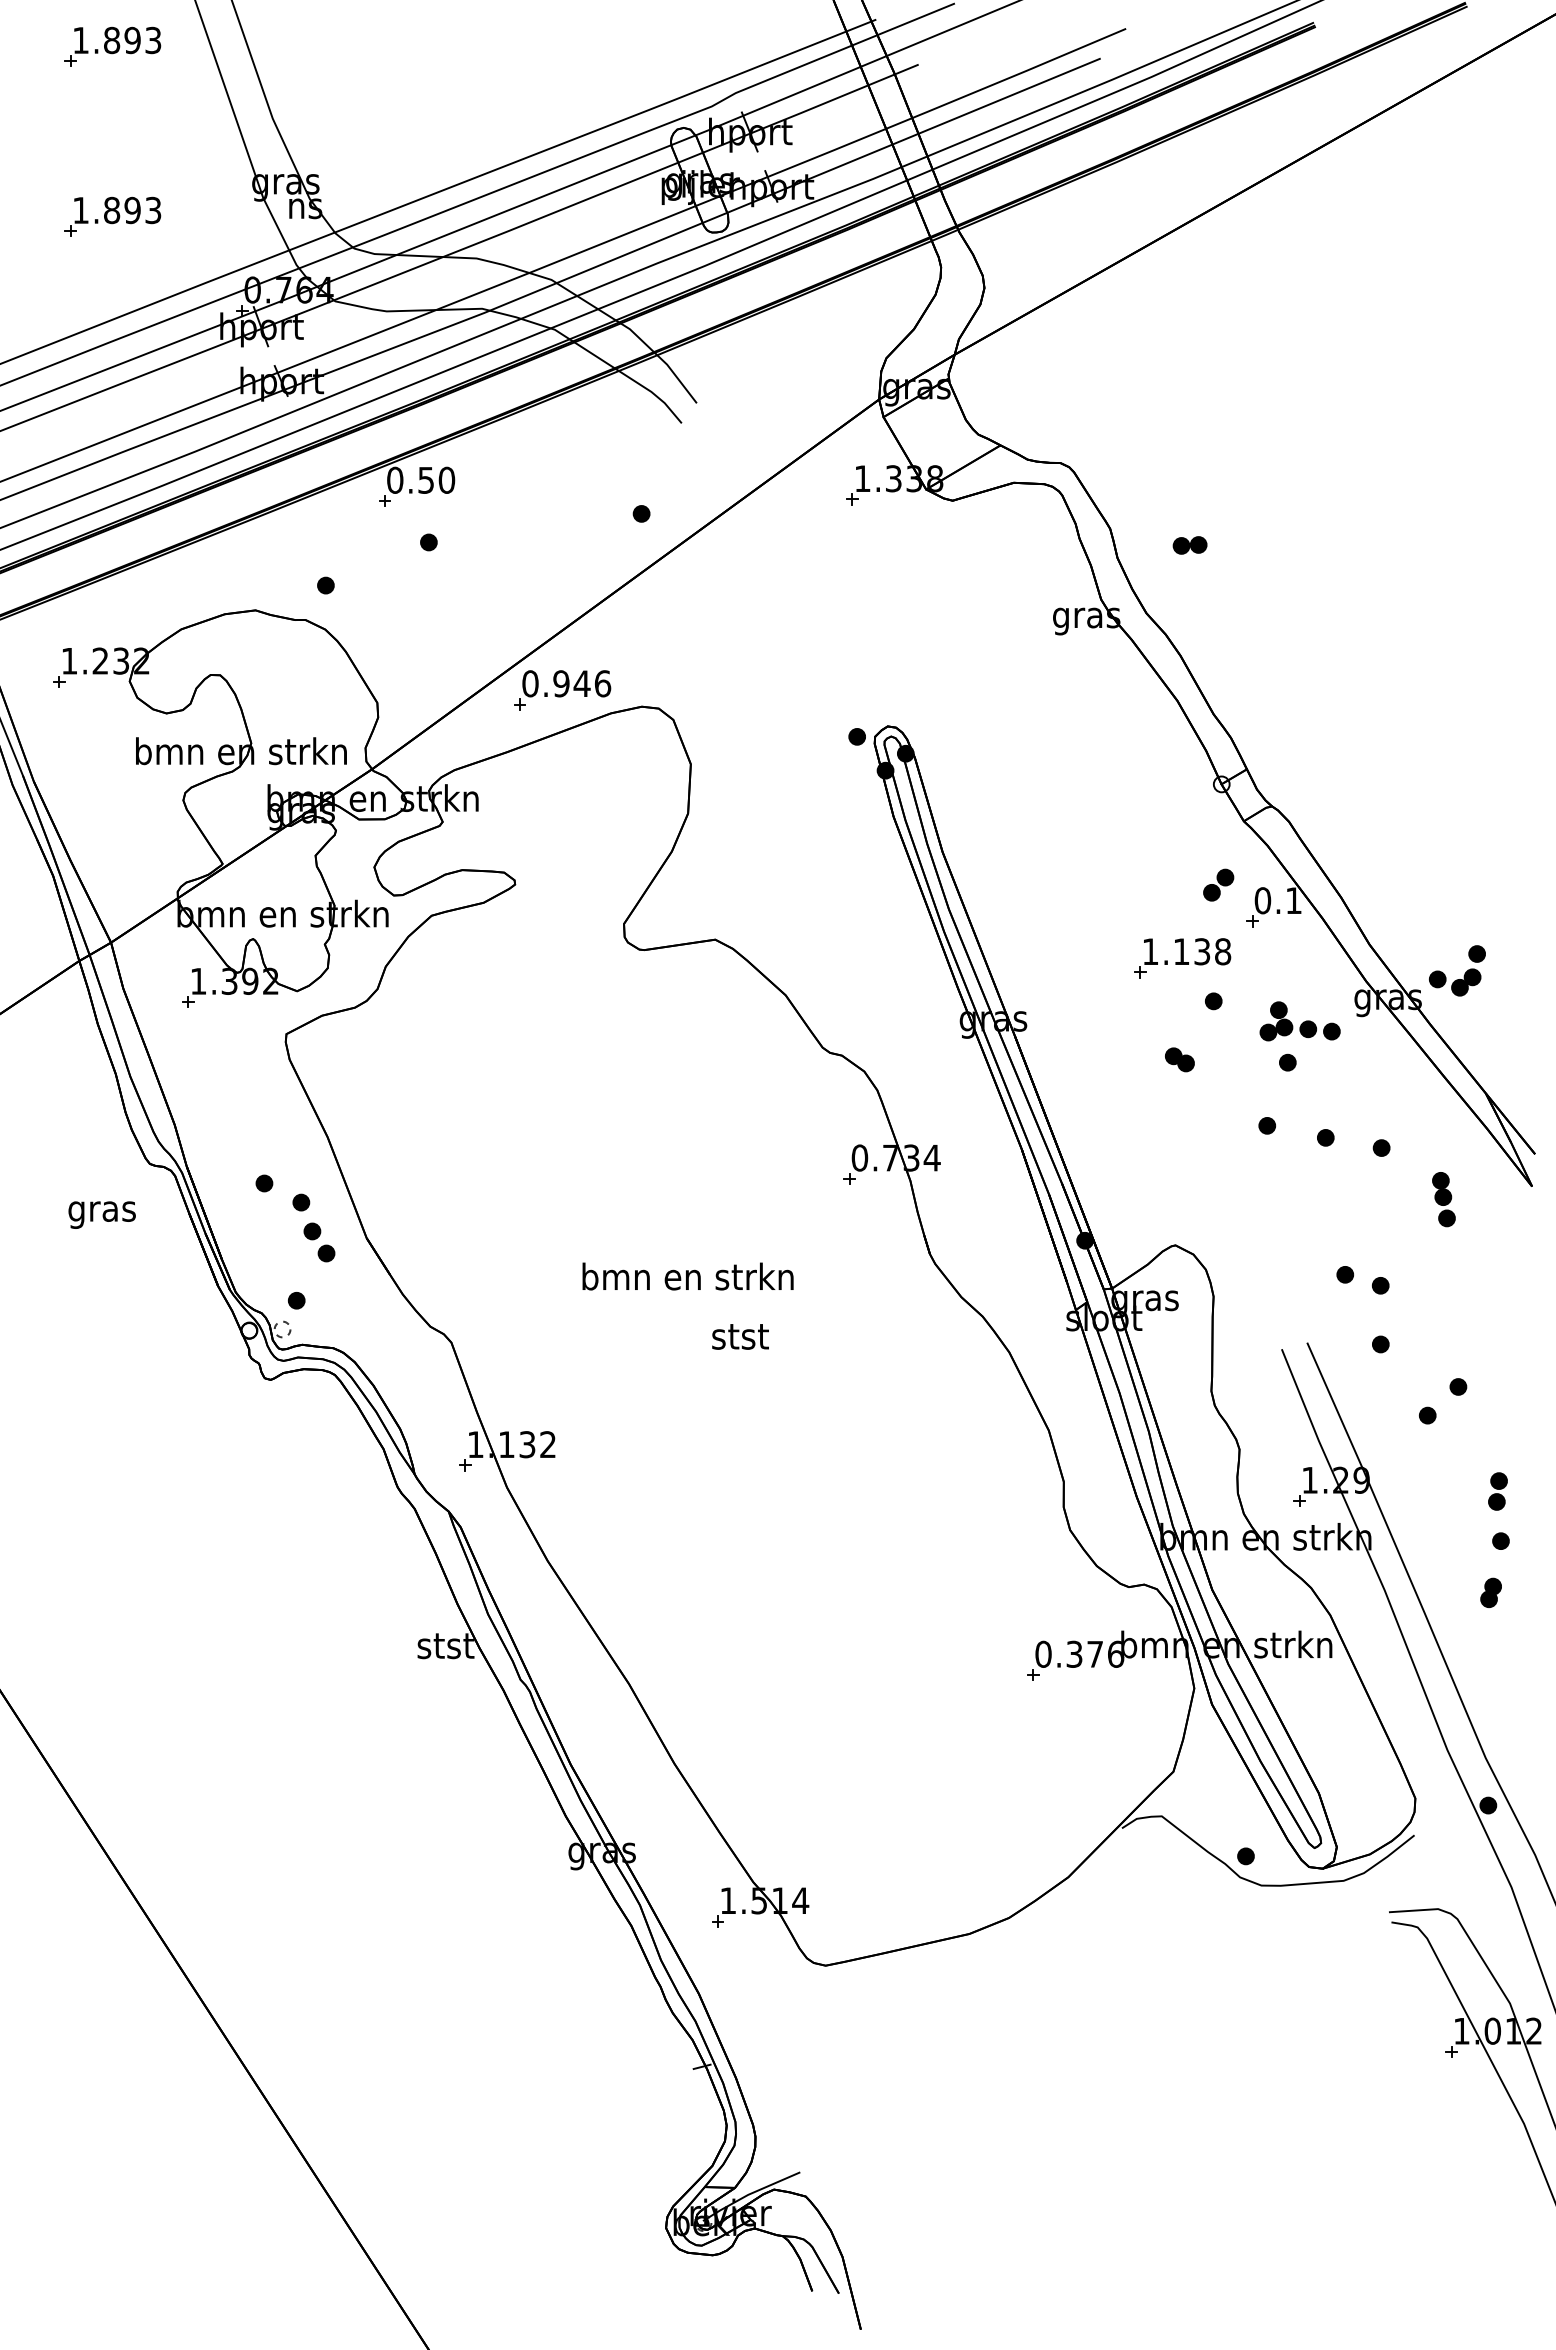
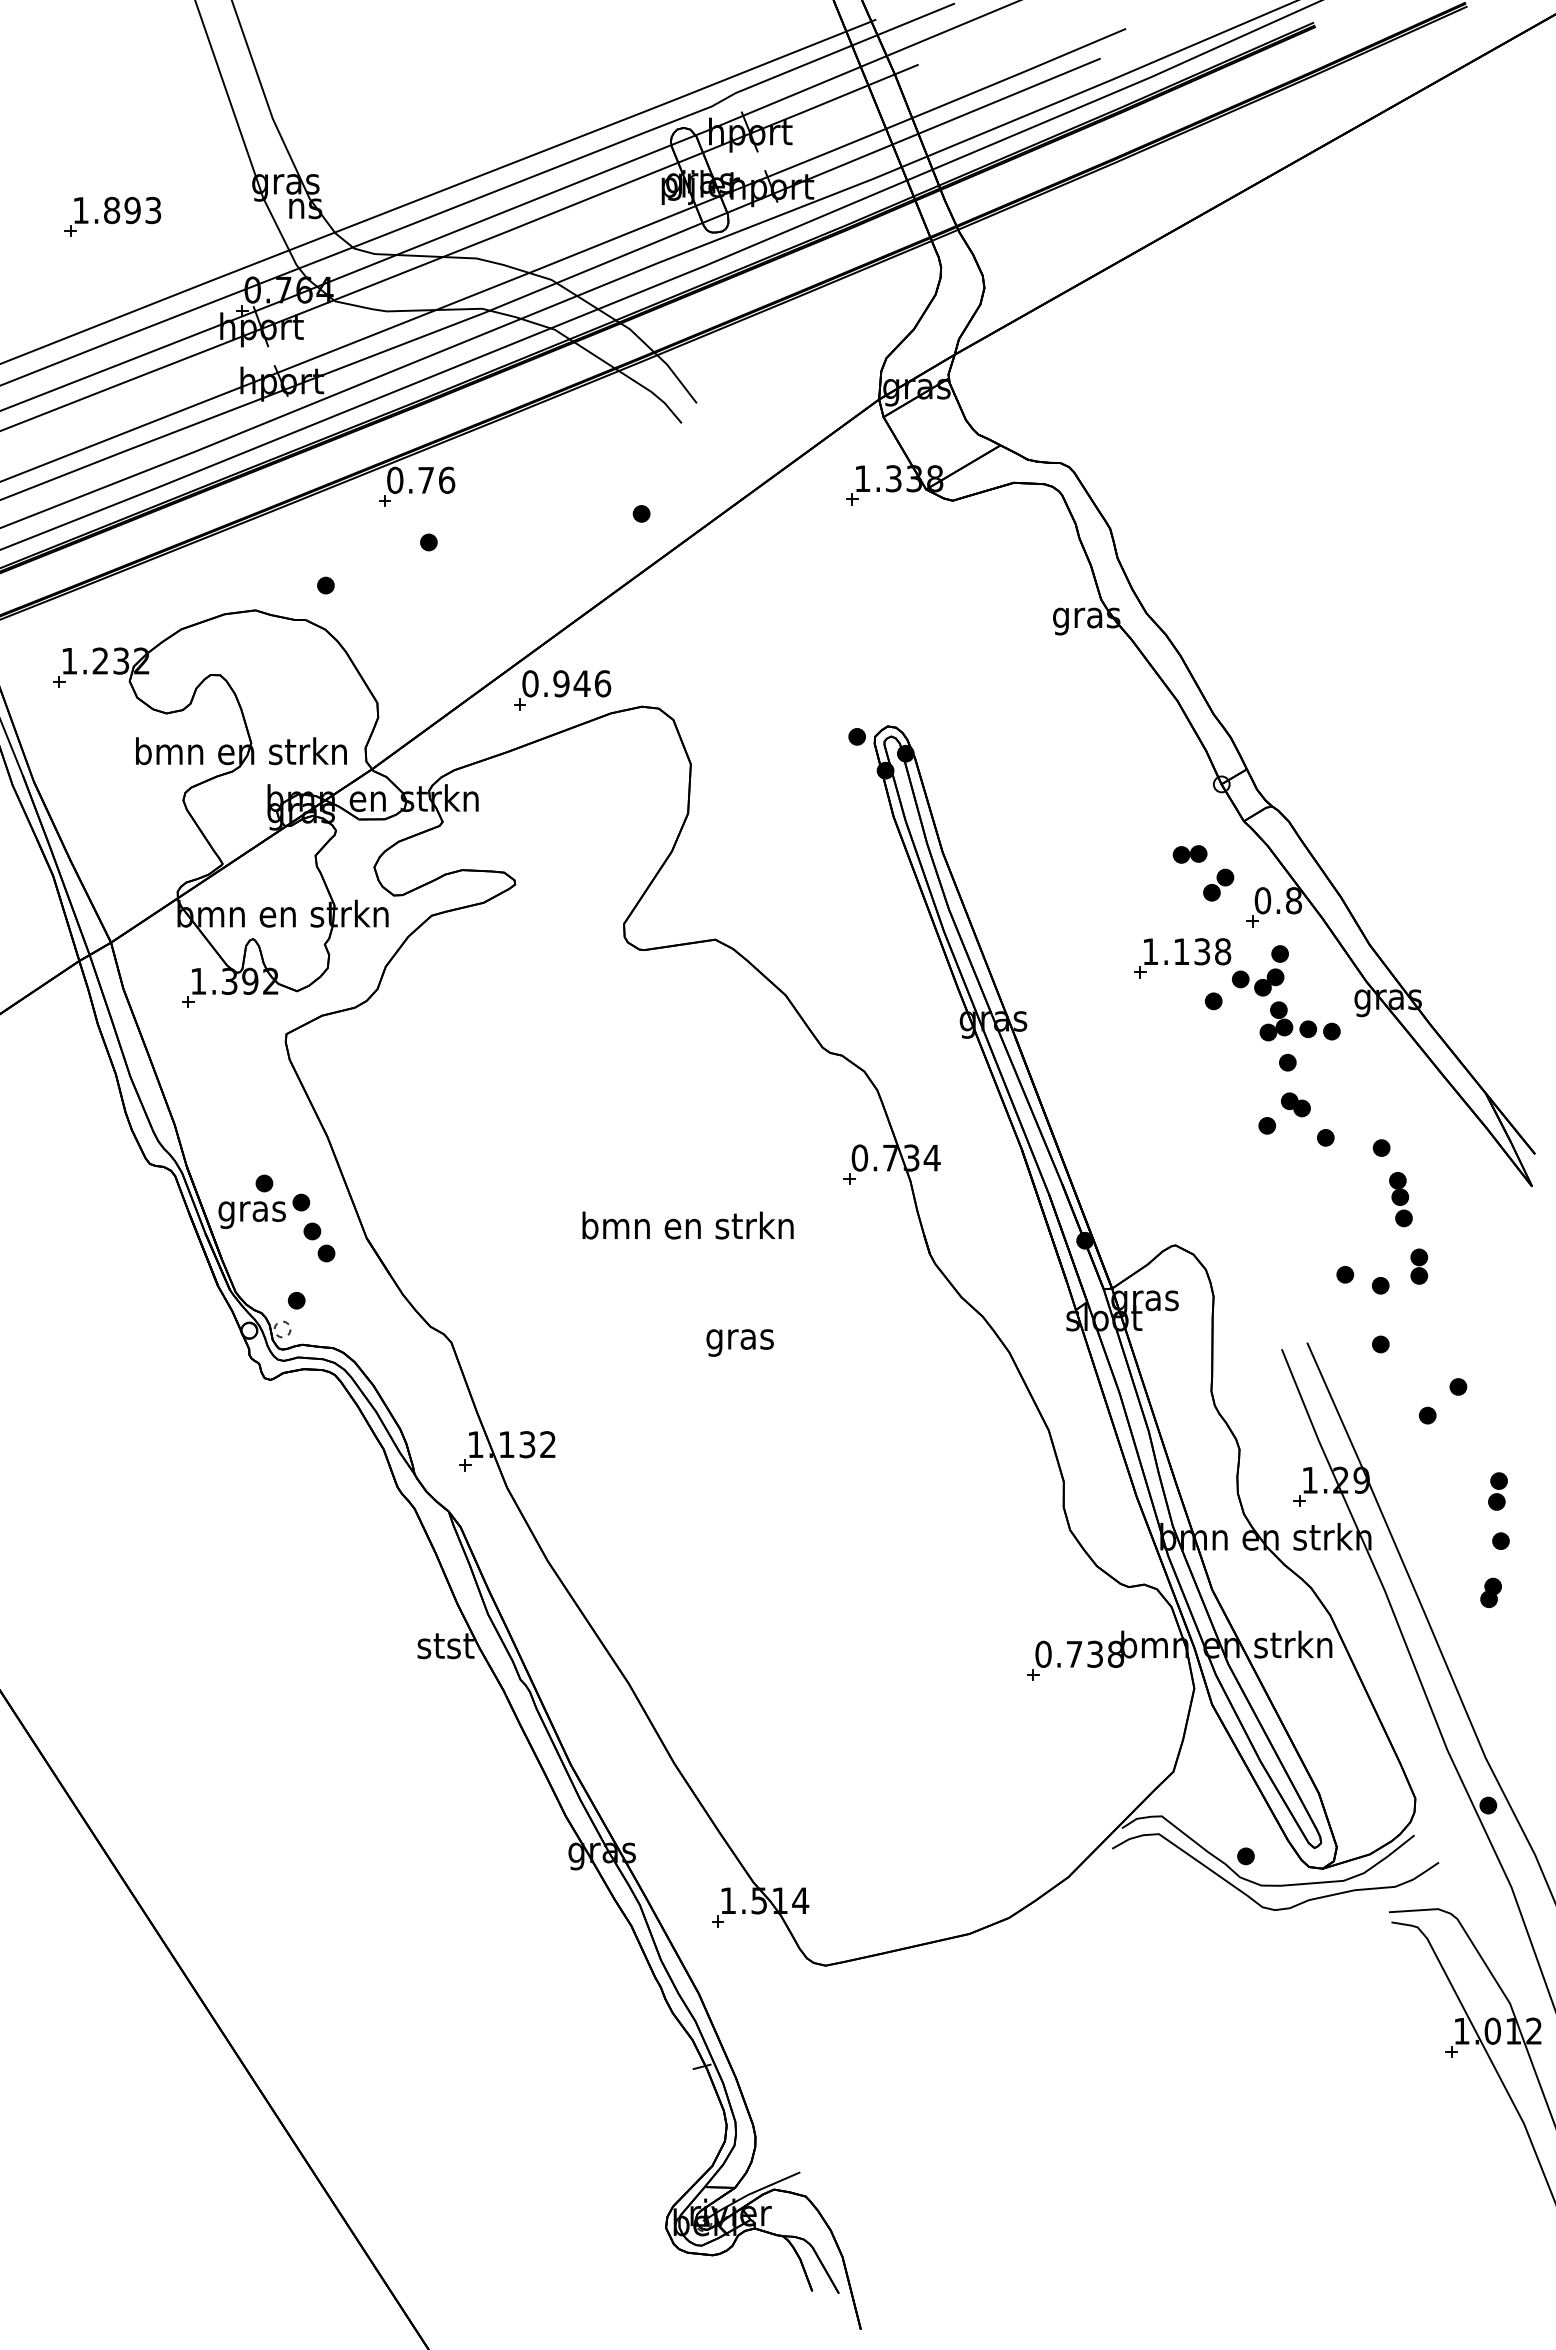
part: present -> none (112, 46)
text: 0.50 -> 0.76 (436, 479)
part position: (1189, 545) -> (1189, 854) (1189, 854)
text: 0.1 -> 0.8 (1293, 900)
part position: (1464, 973) -> (1267, 973) (1267, 973)
part position: (1179, 1059) -> (1295, 1104) (1295, 1104)
part position: (1443, 1199) -> (1400, 1199) (1400, 1199)
text position: (101, 1214) -> (251, 1214) (251, 1214)
part: none -> present (1419, 1266)
text position: (687, 1276) -> (687, 1225) (687, 1225)
text: stst -> gras (739, 1340)
text: 0.376 -> 0.738 (1095, 1653)
curve: none -> present (1254, 1899)
